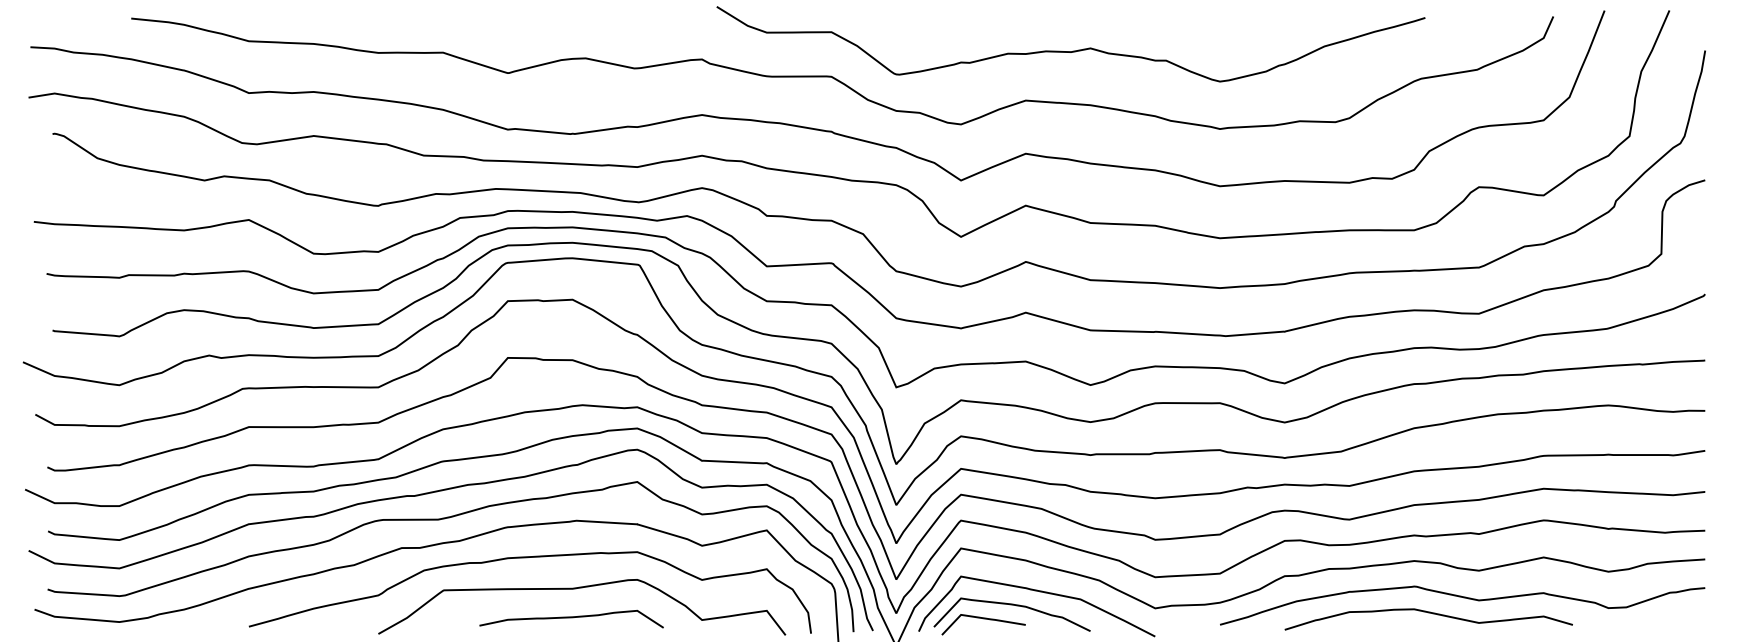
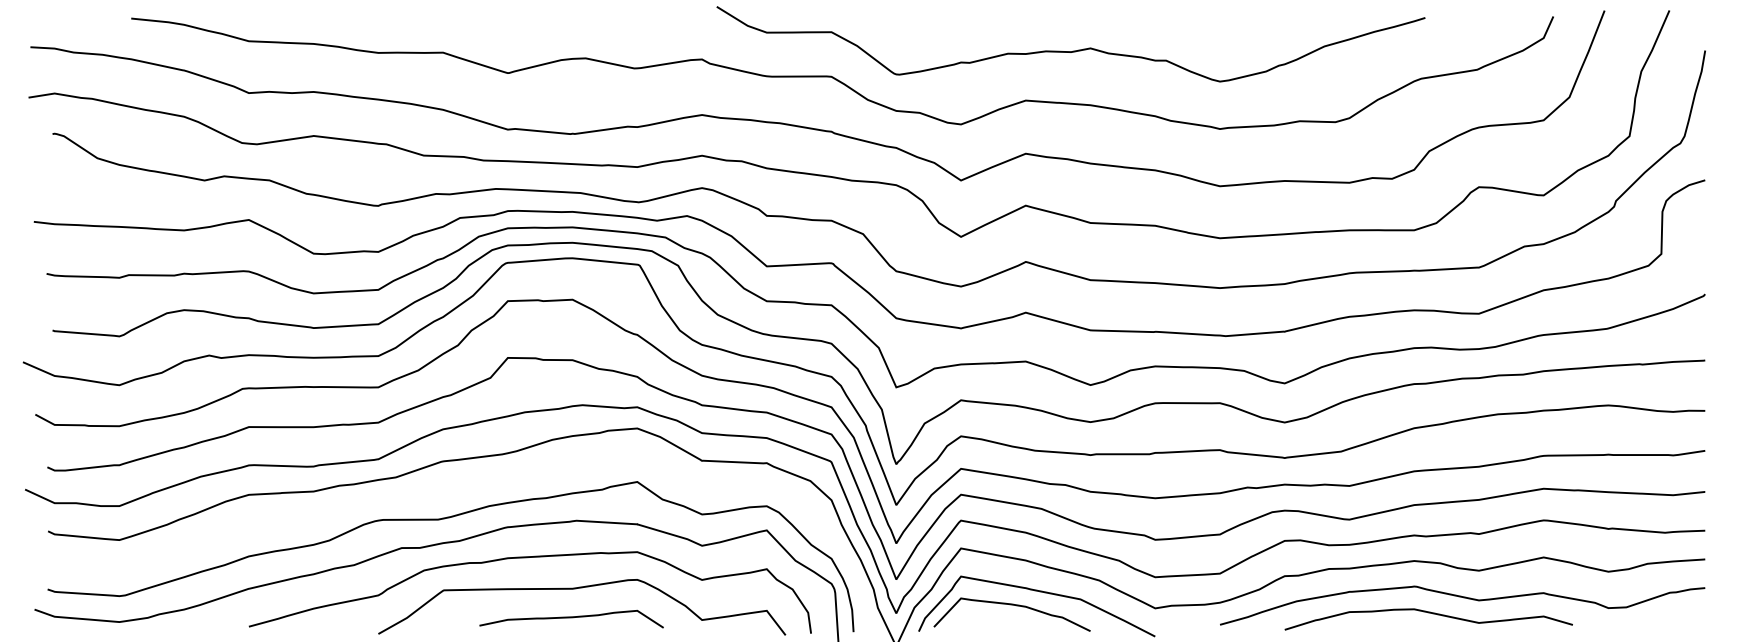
curve: present -> none (442, 491)
line: present -> none (983, 619)
